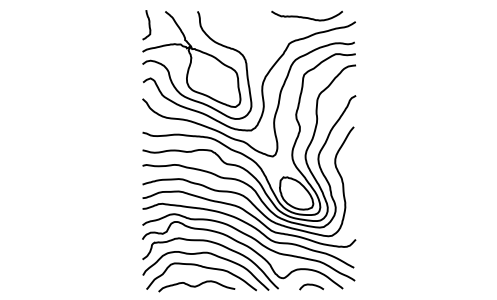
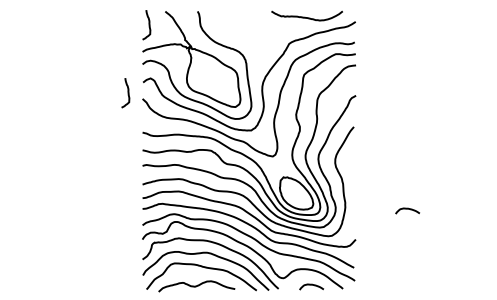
curve: none -> present (127, 93)
curve: none -> present (407, 209)
